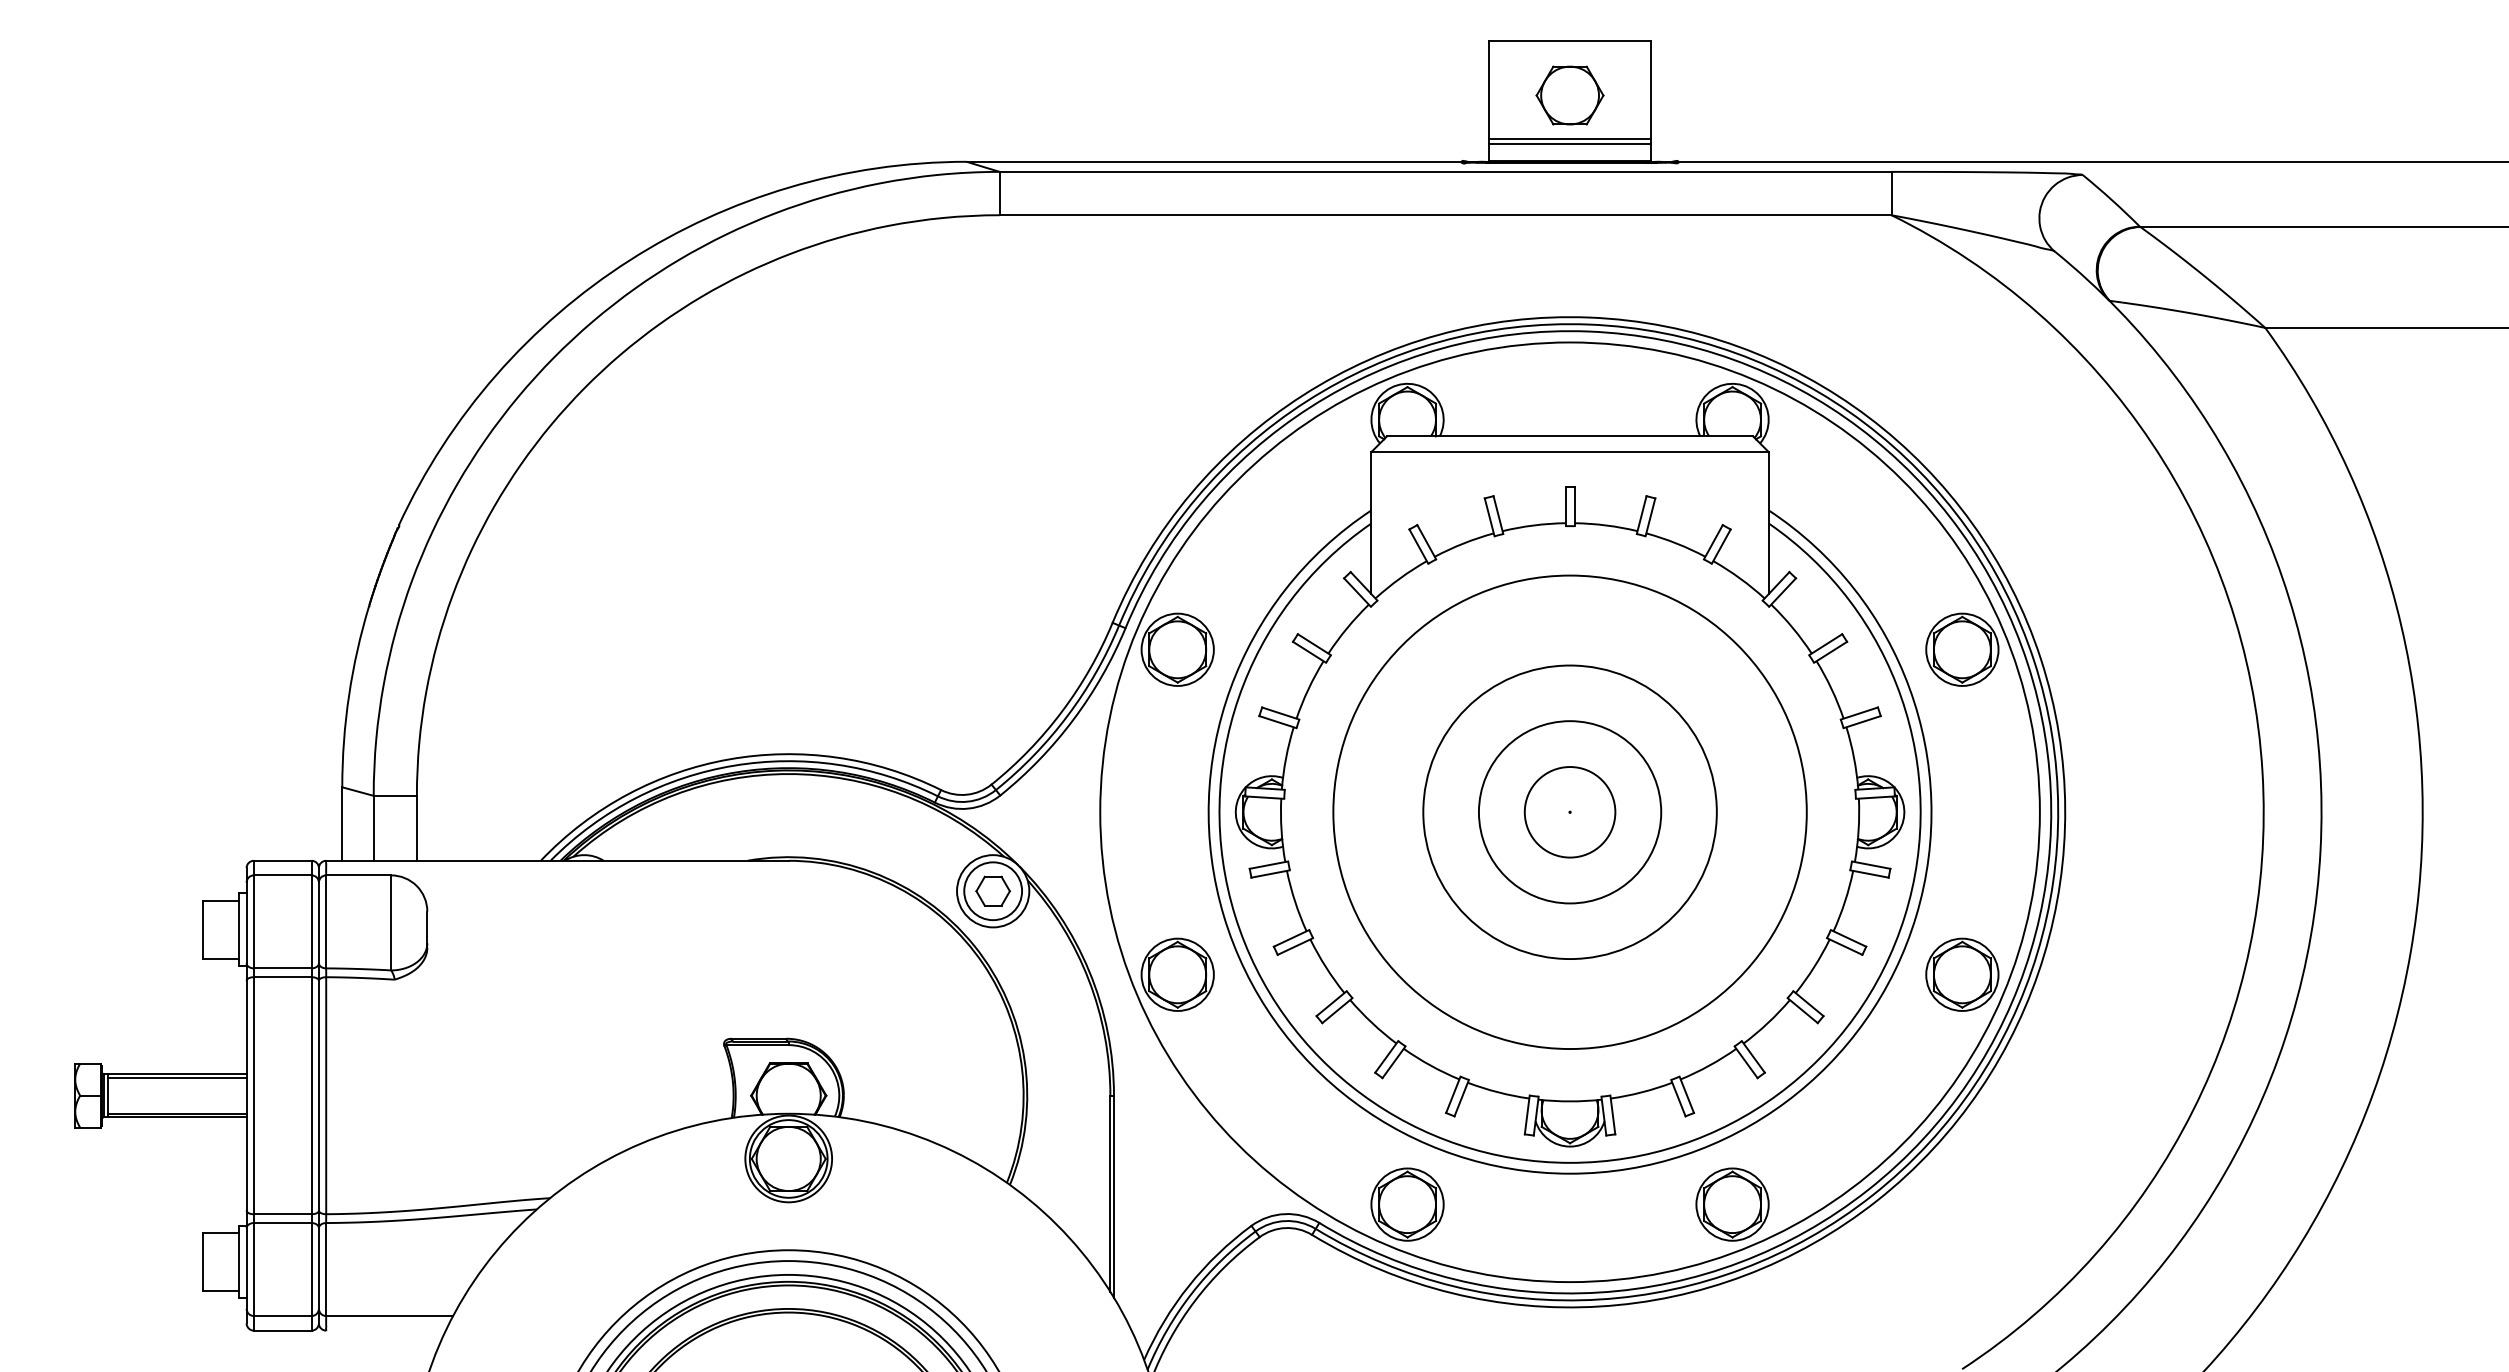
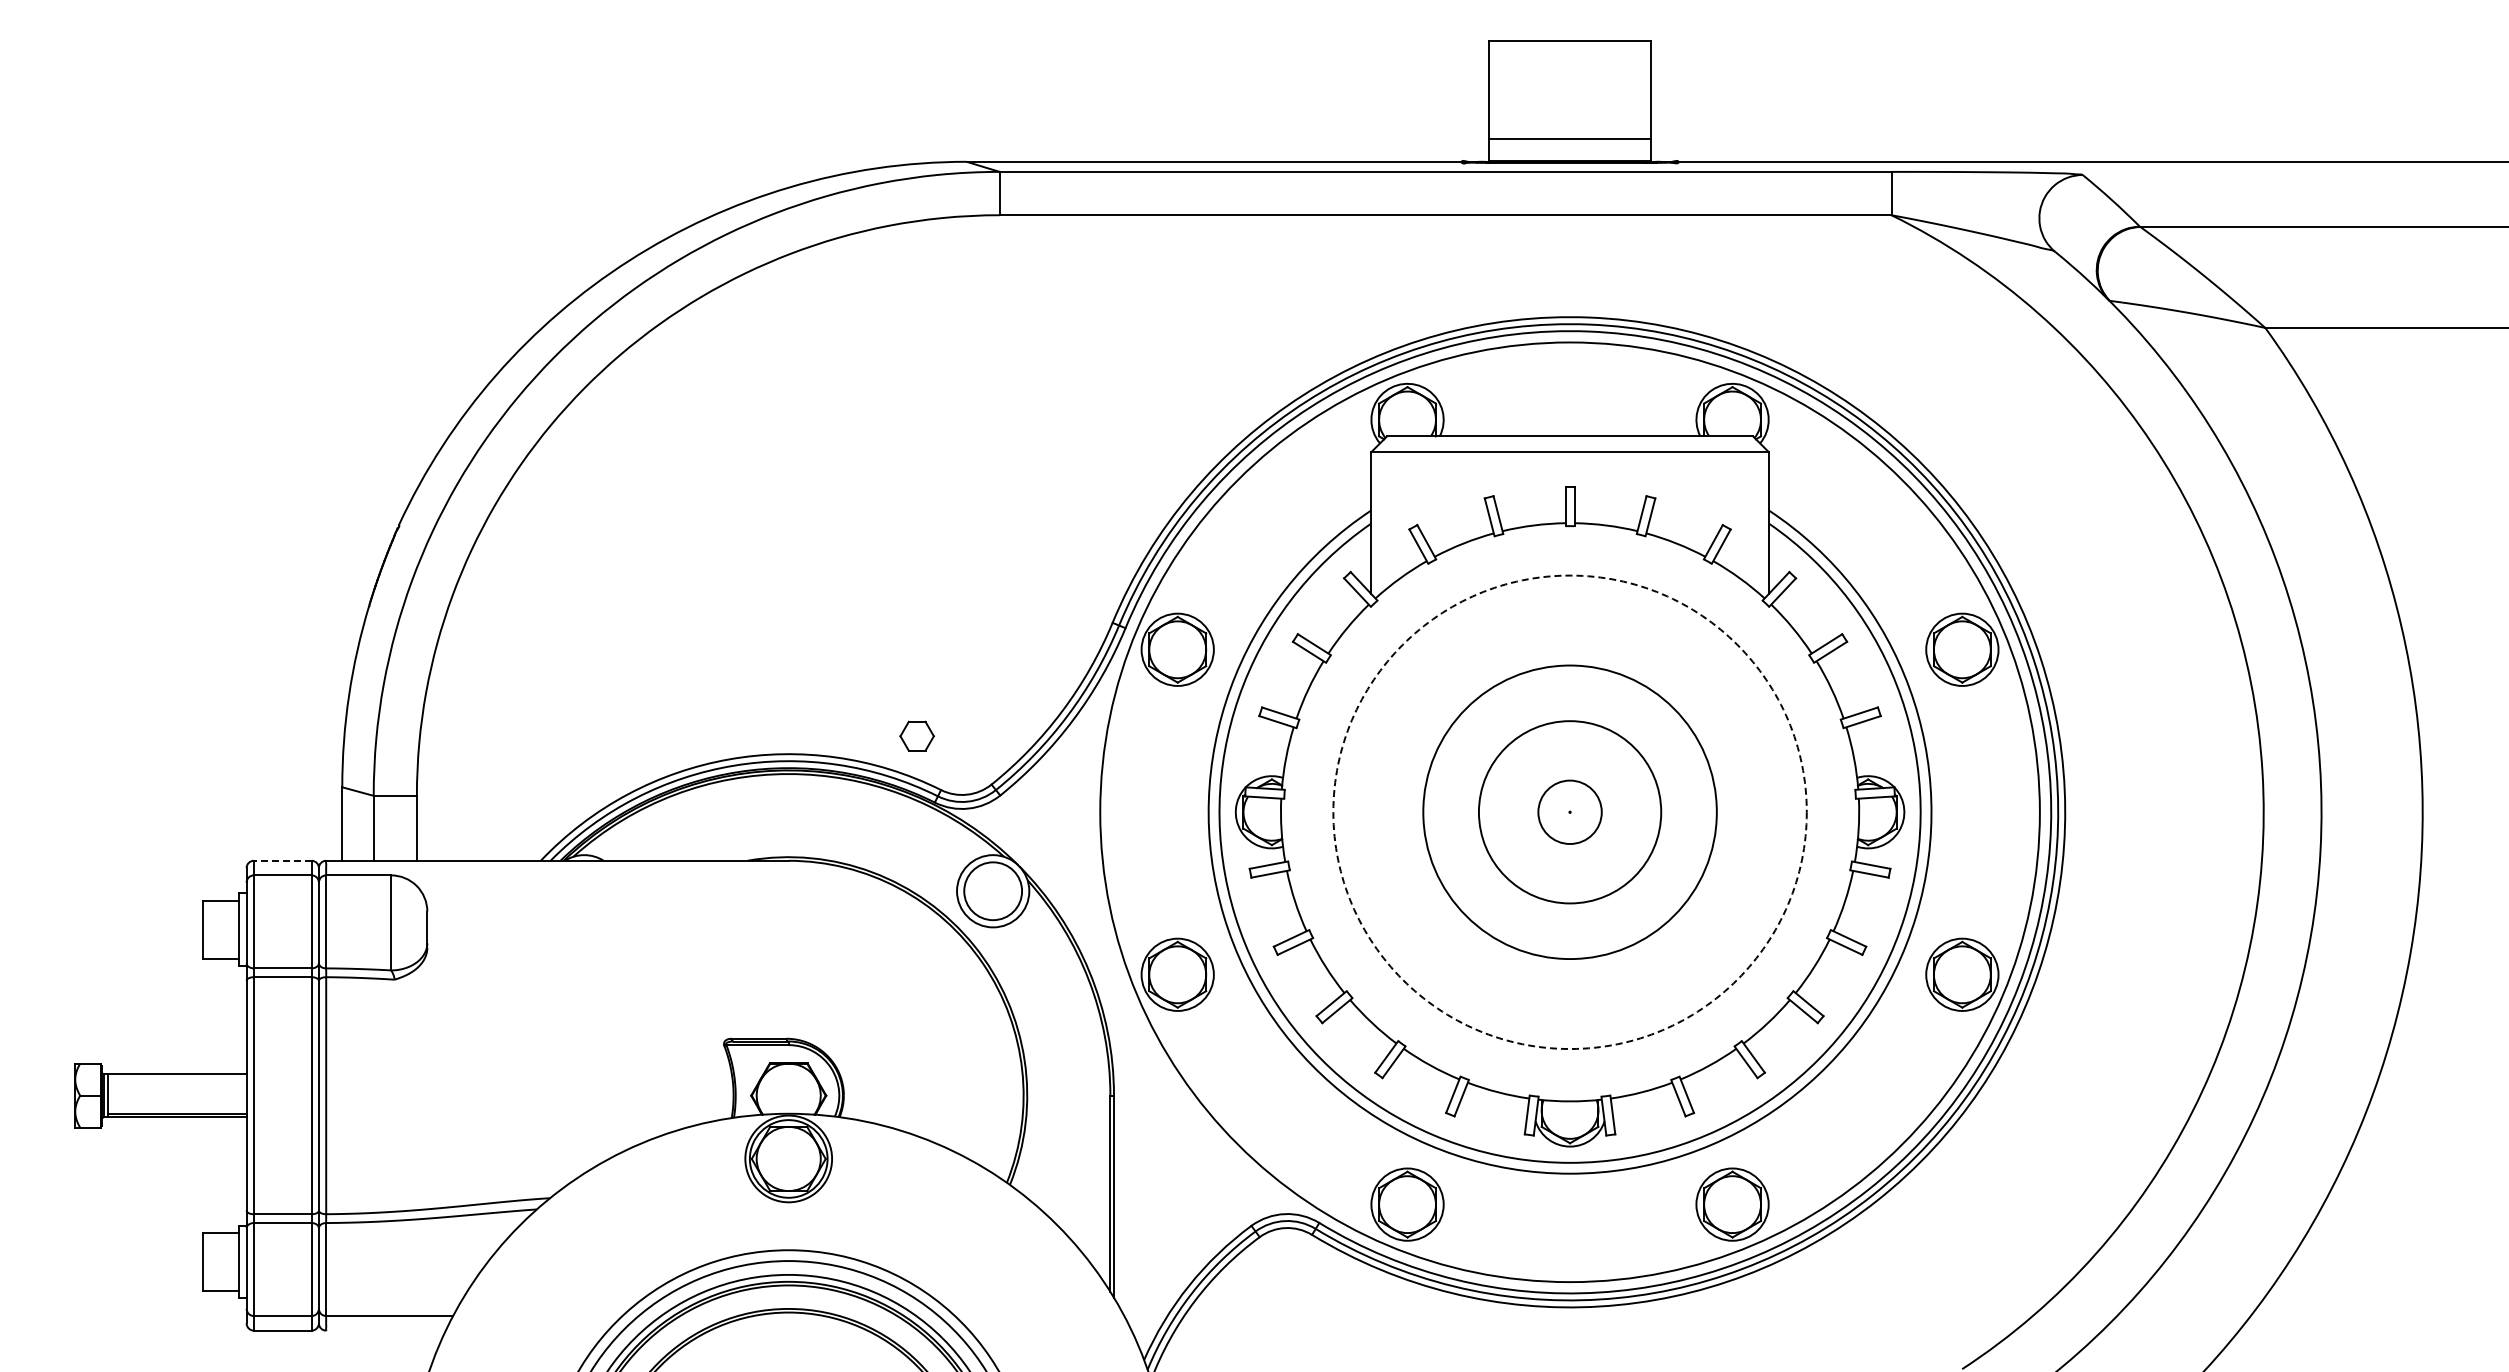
part: present -> none (1569, 95)
line: present -> none (1569, 144)
circle diameter: 91 px -> 63 px (1569, 812)
circle: solid -> dashed (1569, 812)
line: solid -> dashed (282, 860)
part position: (992, 890) -> (916, 735) (916, 735)
line: present -> none (177, 1077)
